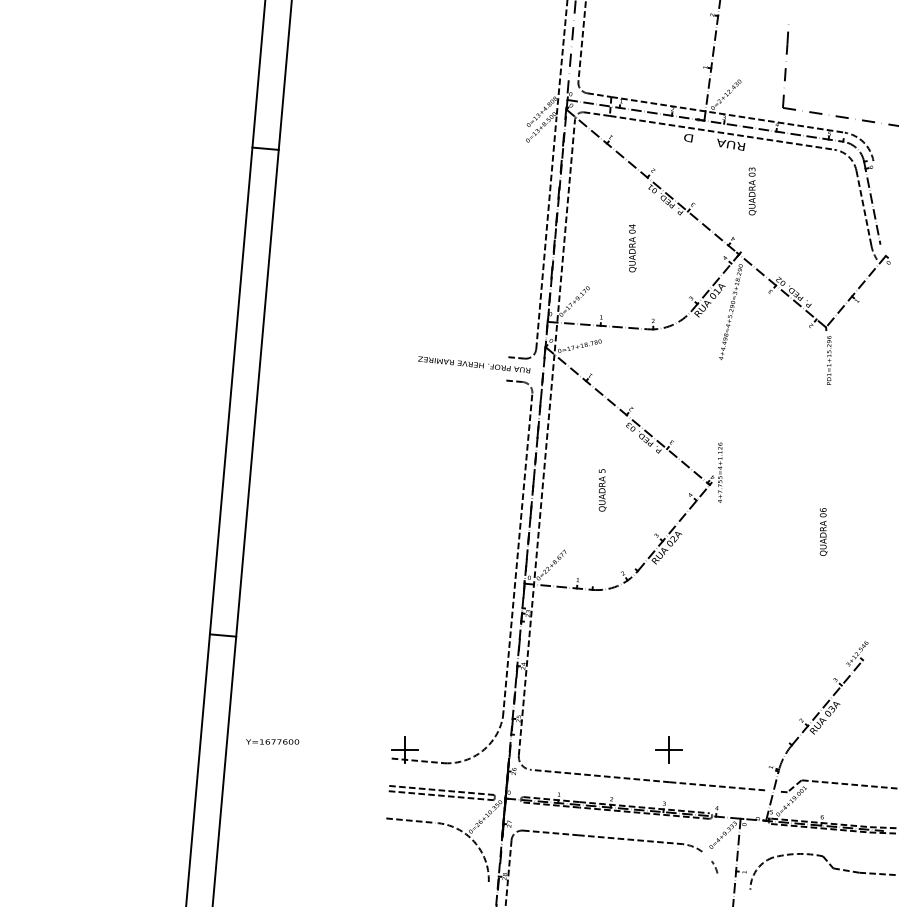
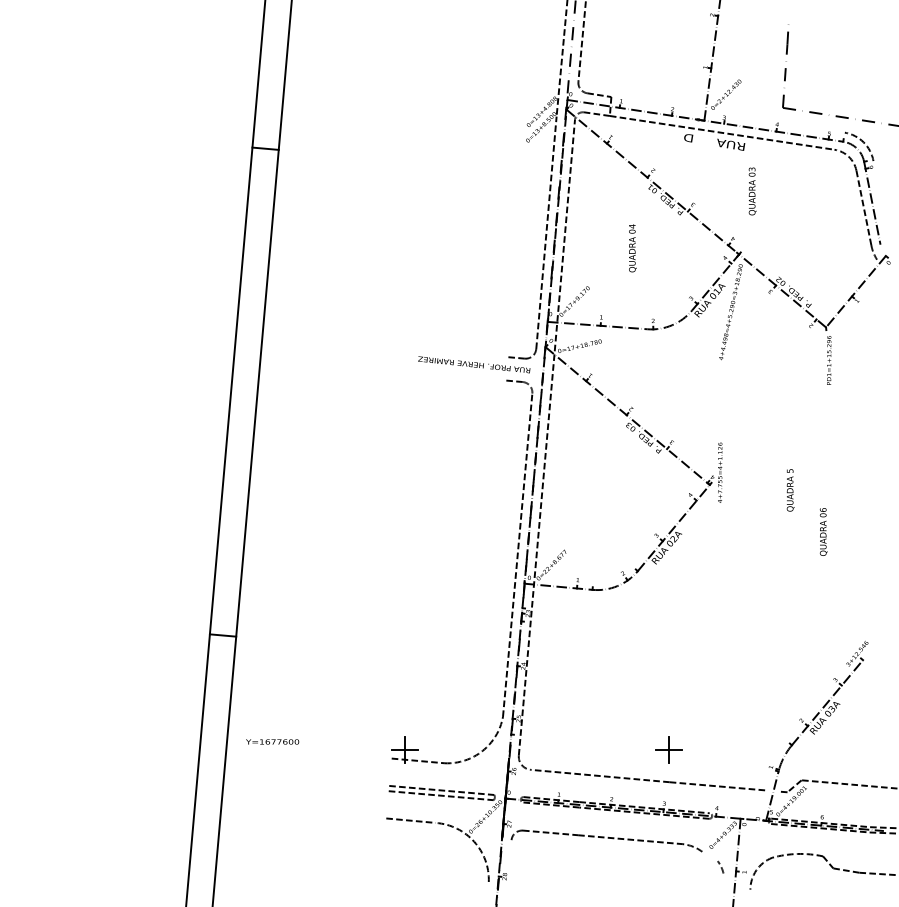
line: present -> none (727, 114)
text position: (602, 490) -> (790, 490) (790, 490)
arc position: (714, 867) -> (720, 867) (720, 867)
line: present -> none (508, 871)
